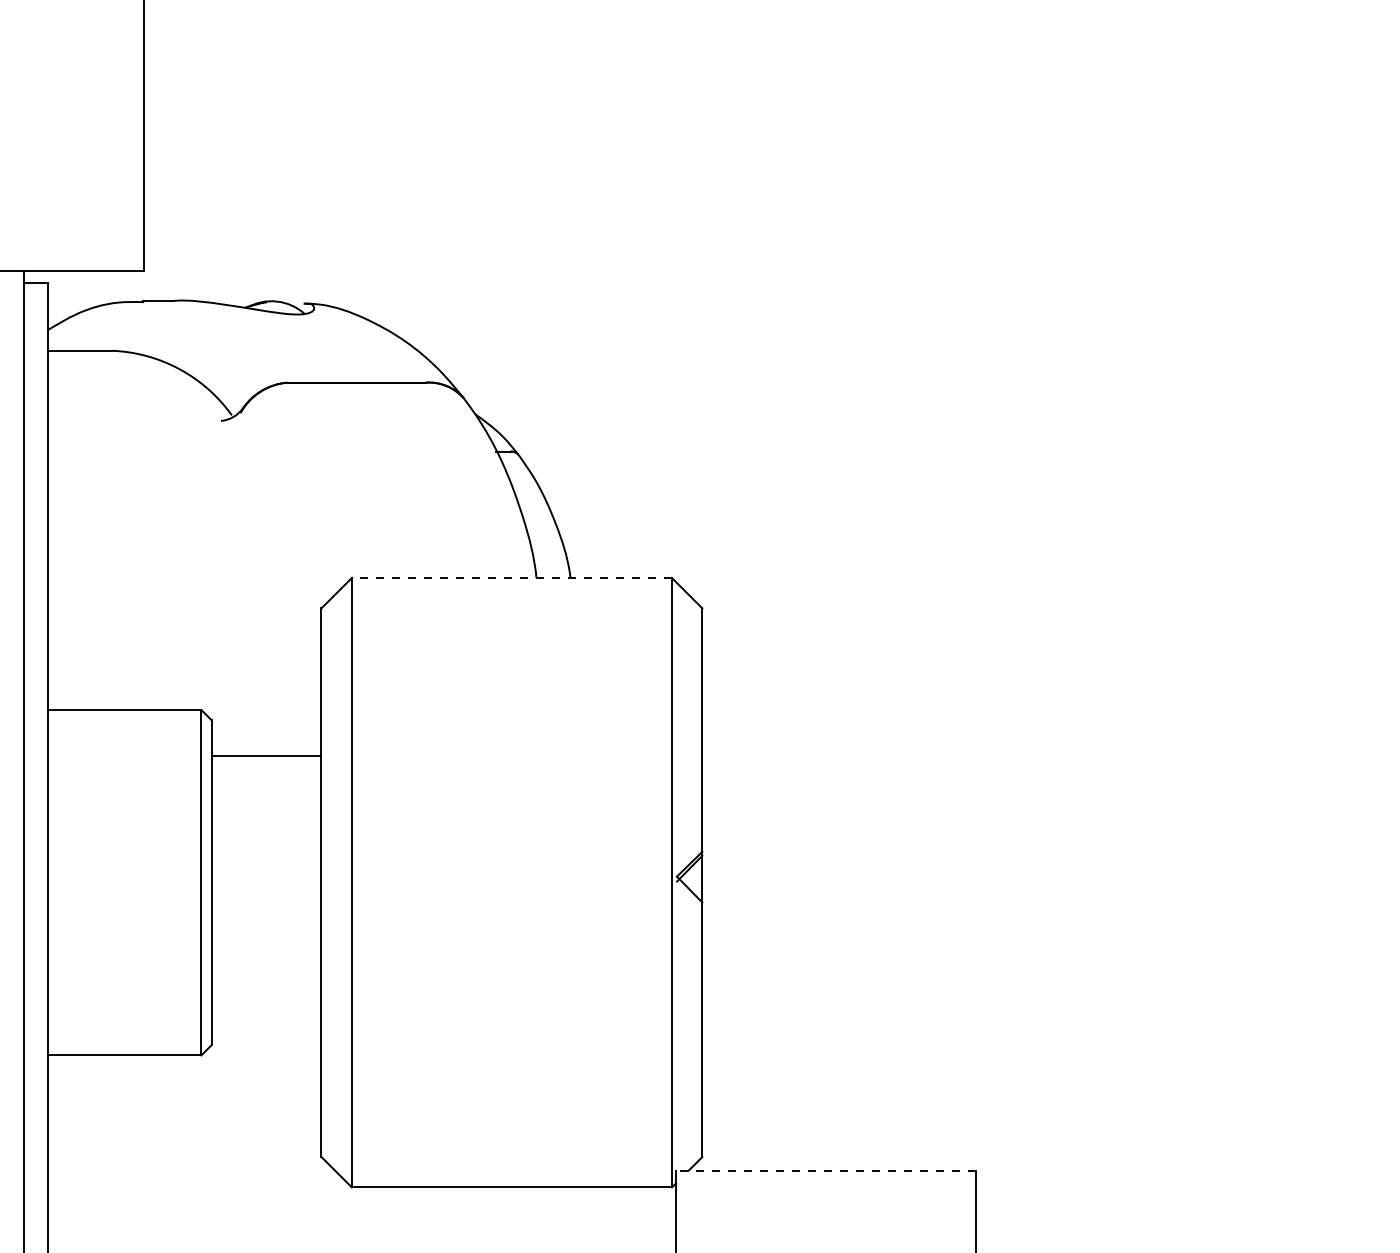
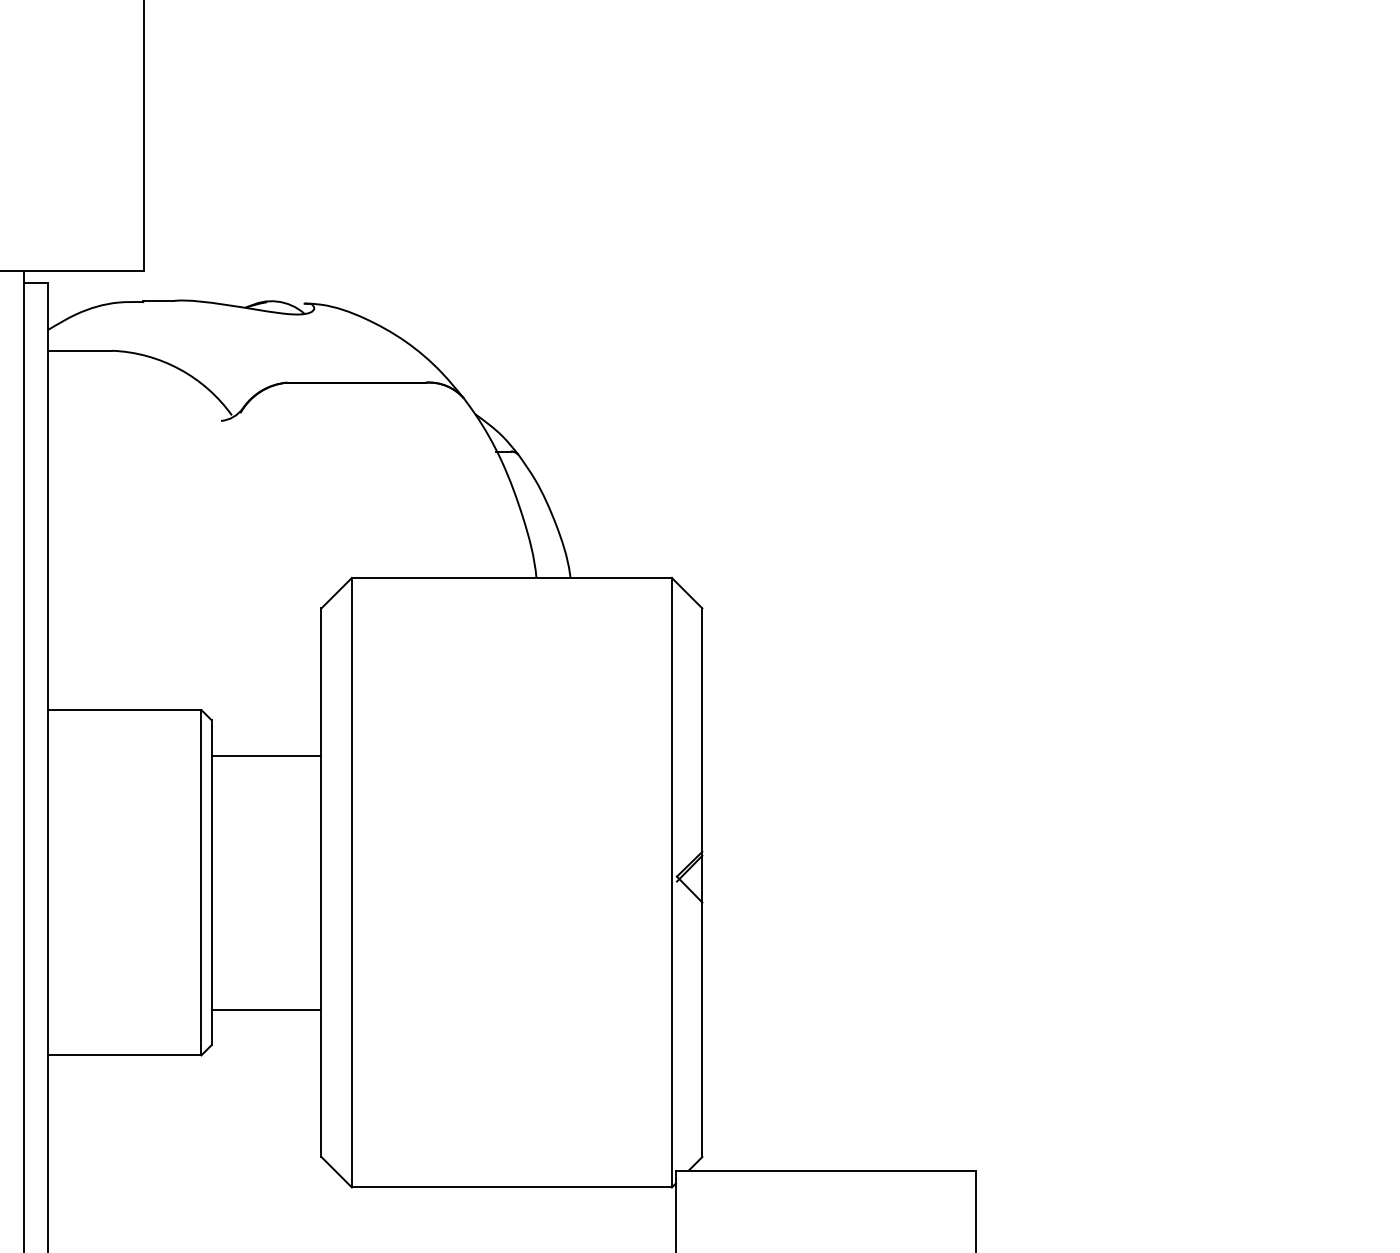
line: dashed -> solid (511, 577)
line: none -> present (266, 1009)
line: dashed -> solid (825, 1170)
